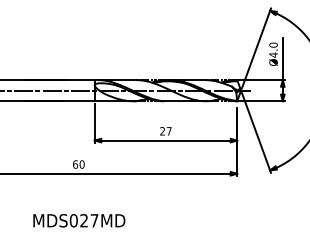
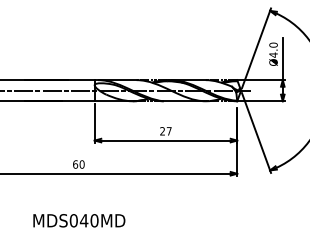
text: MDS027MD -> MDS040MD (88, 220)
